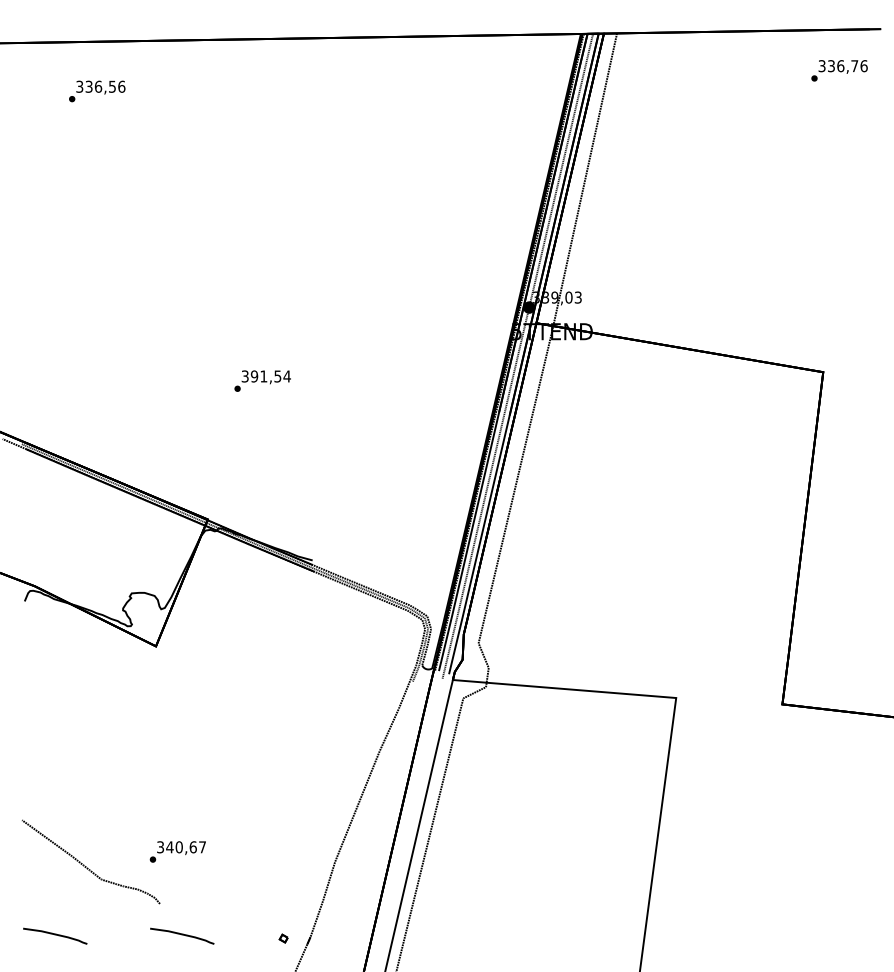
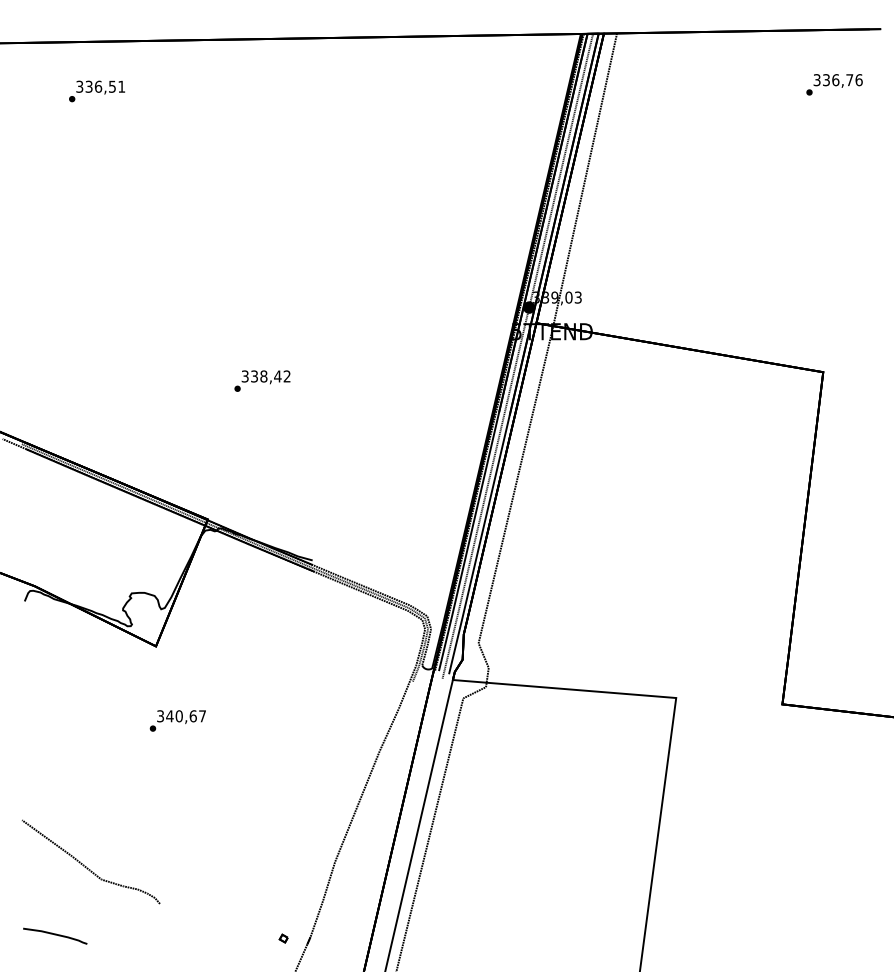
text position: (839, 70) -> (834, 84) (834, 84)
text: 336,56 -> 336,51 (121, 86)
text: 391,54 -> 338,42 (270, 376)
text position: (177, 851) -> (177, 720) (177, 720)
curve: present -> none (182, 935)
